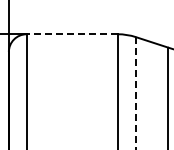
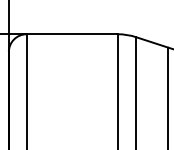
line: dashed -> solid (72, 34)
line: dashed -> solid (136, 93)
